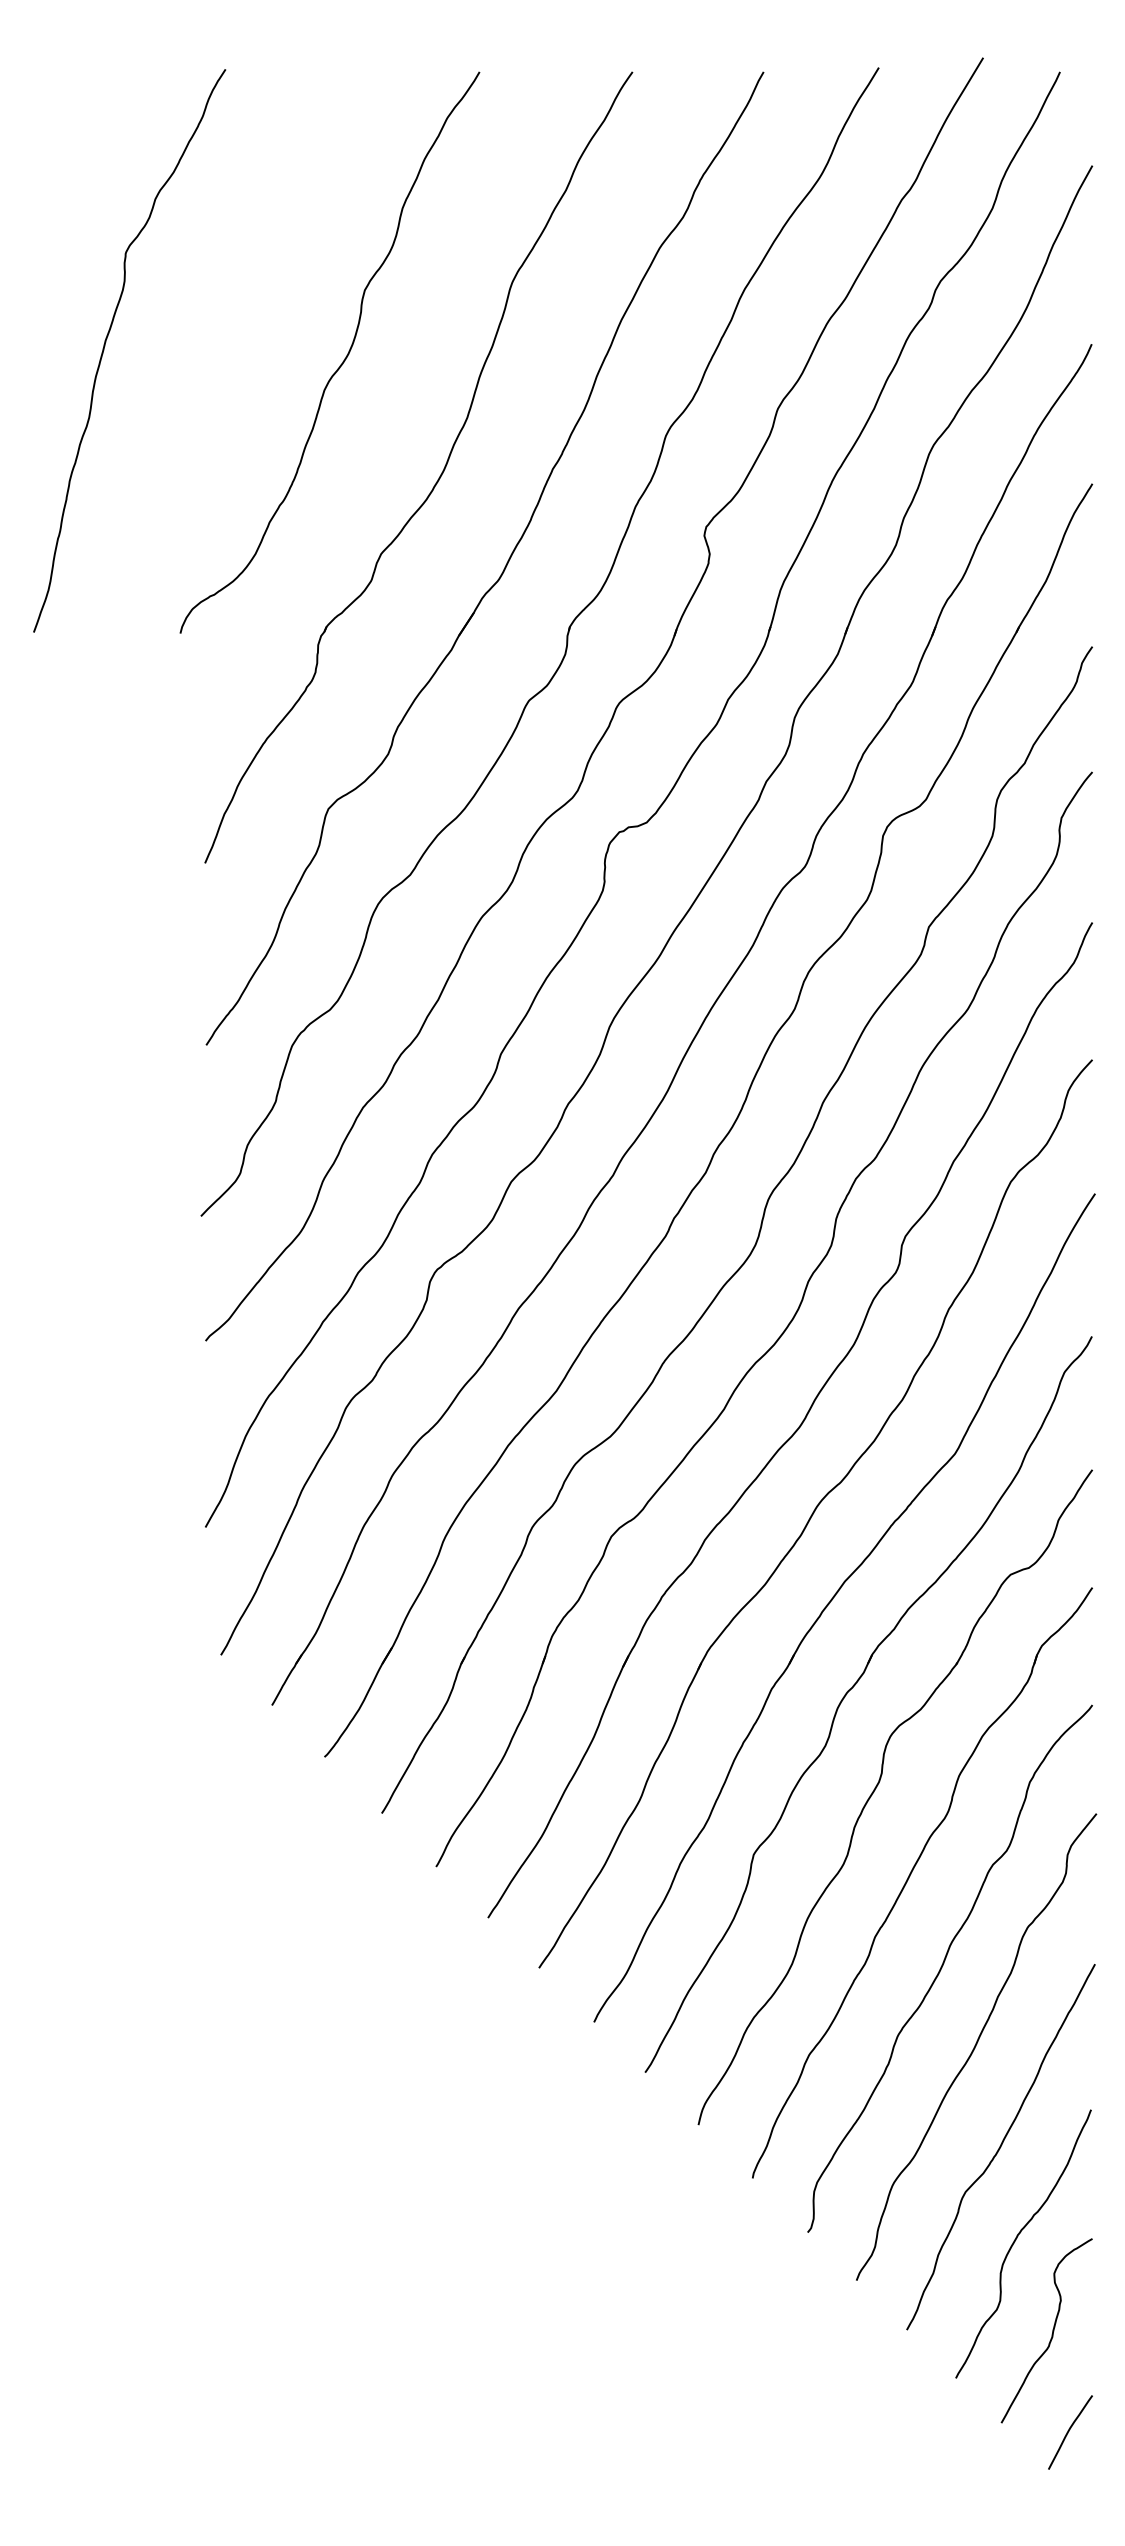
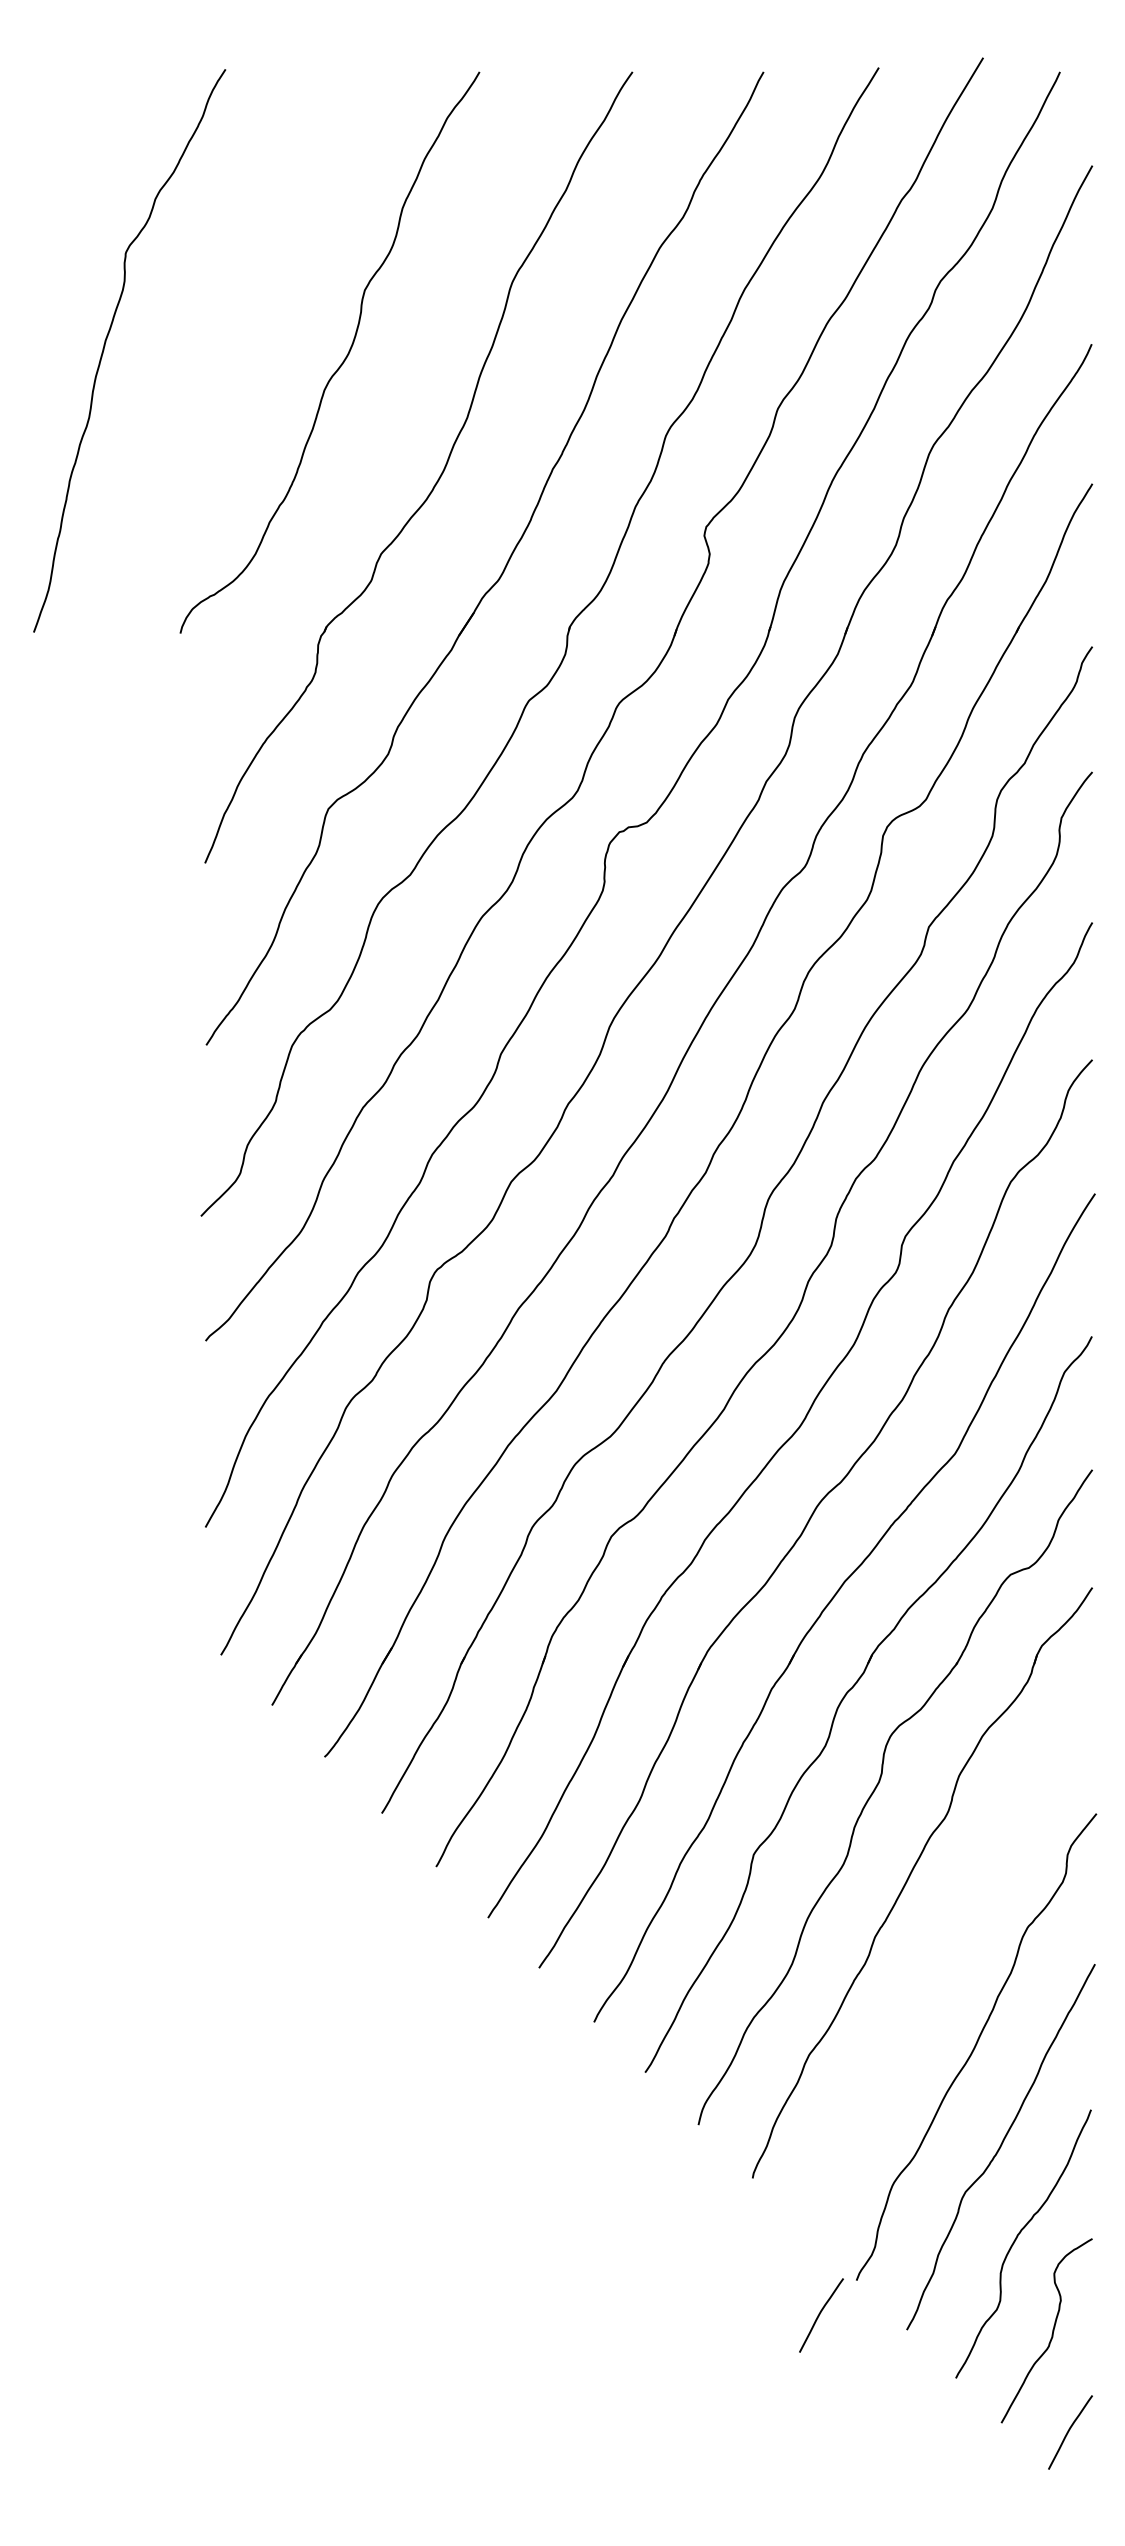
curve: present -> none (943, 1965)
curve: none -> present (820, 2314)
